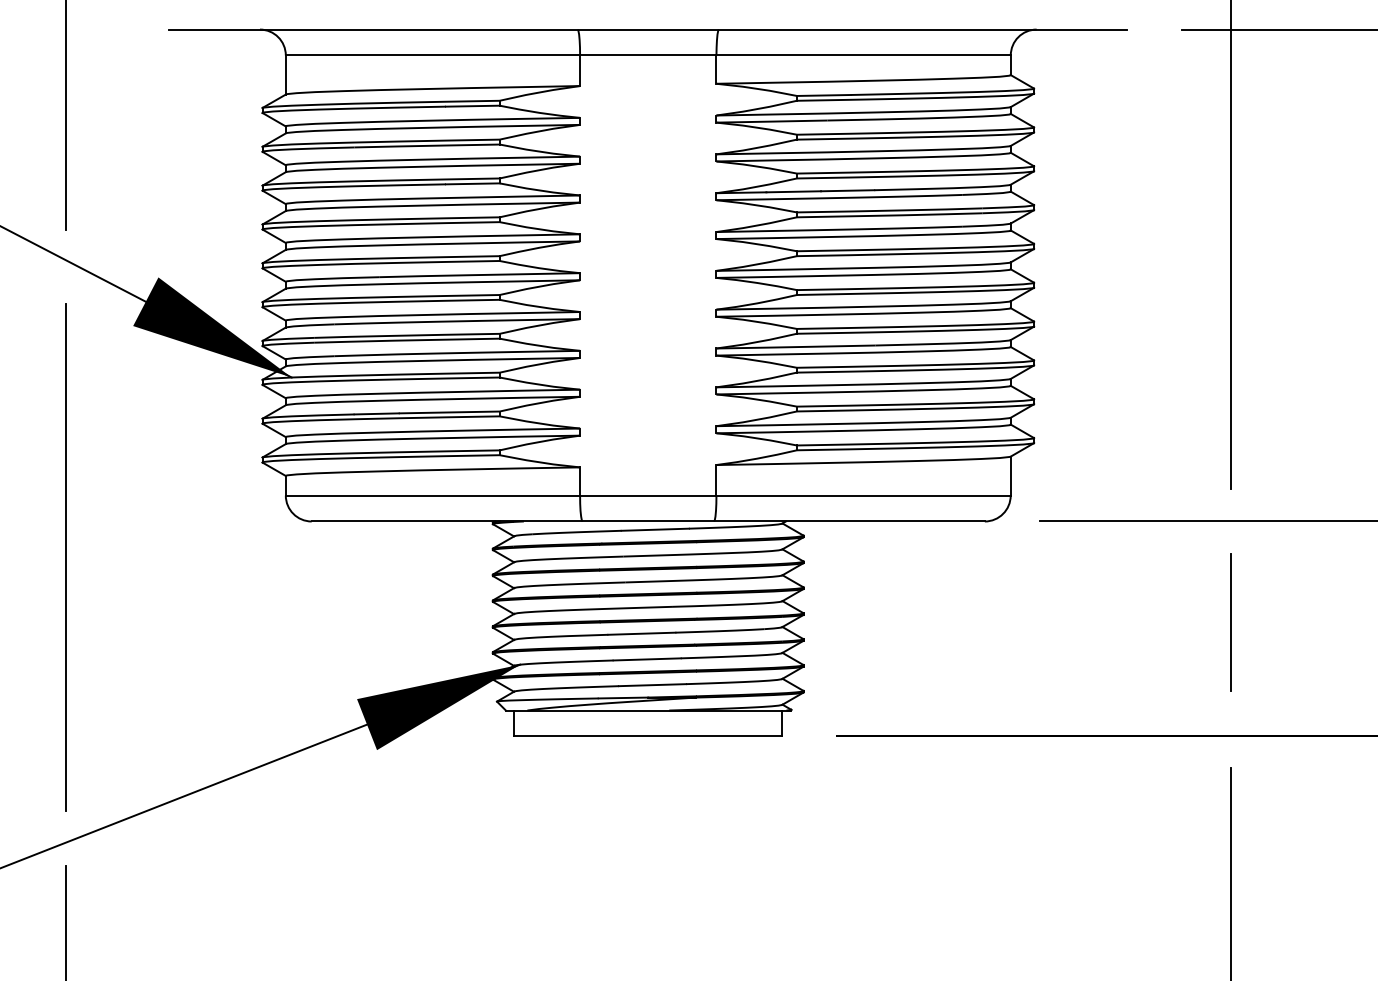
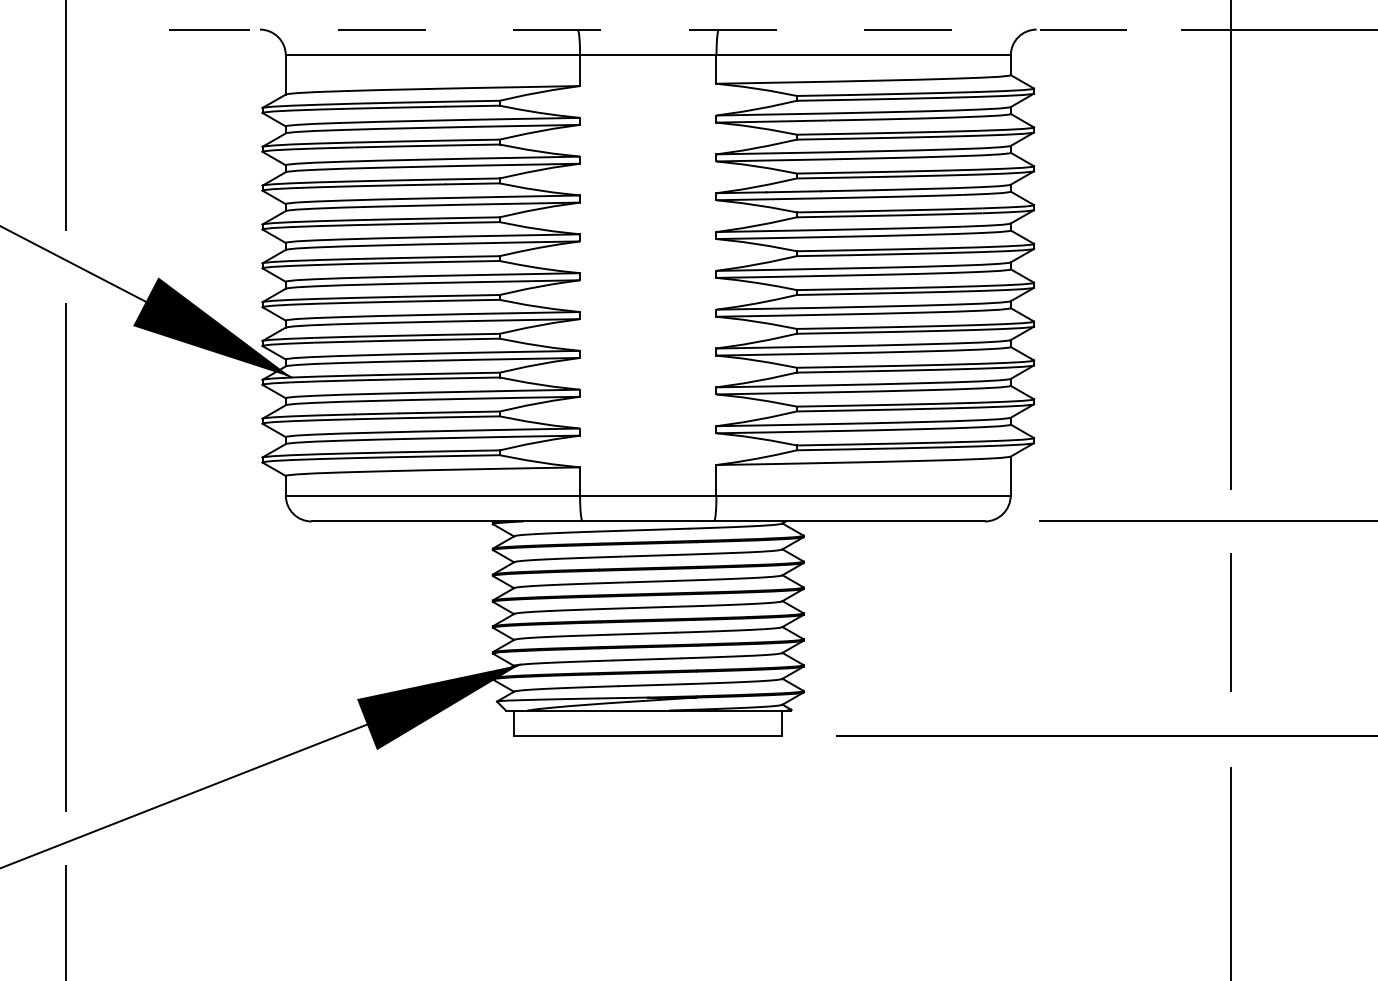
line: solid -> dashed (648, 29)
